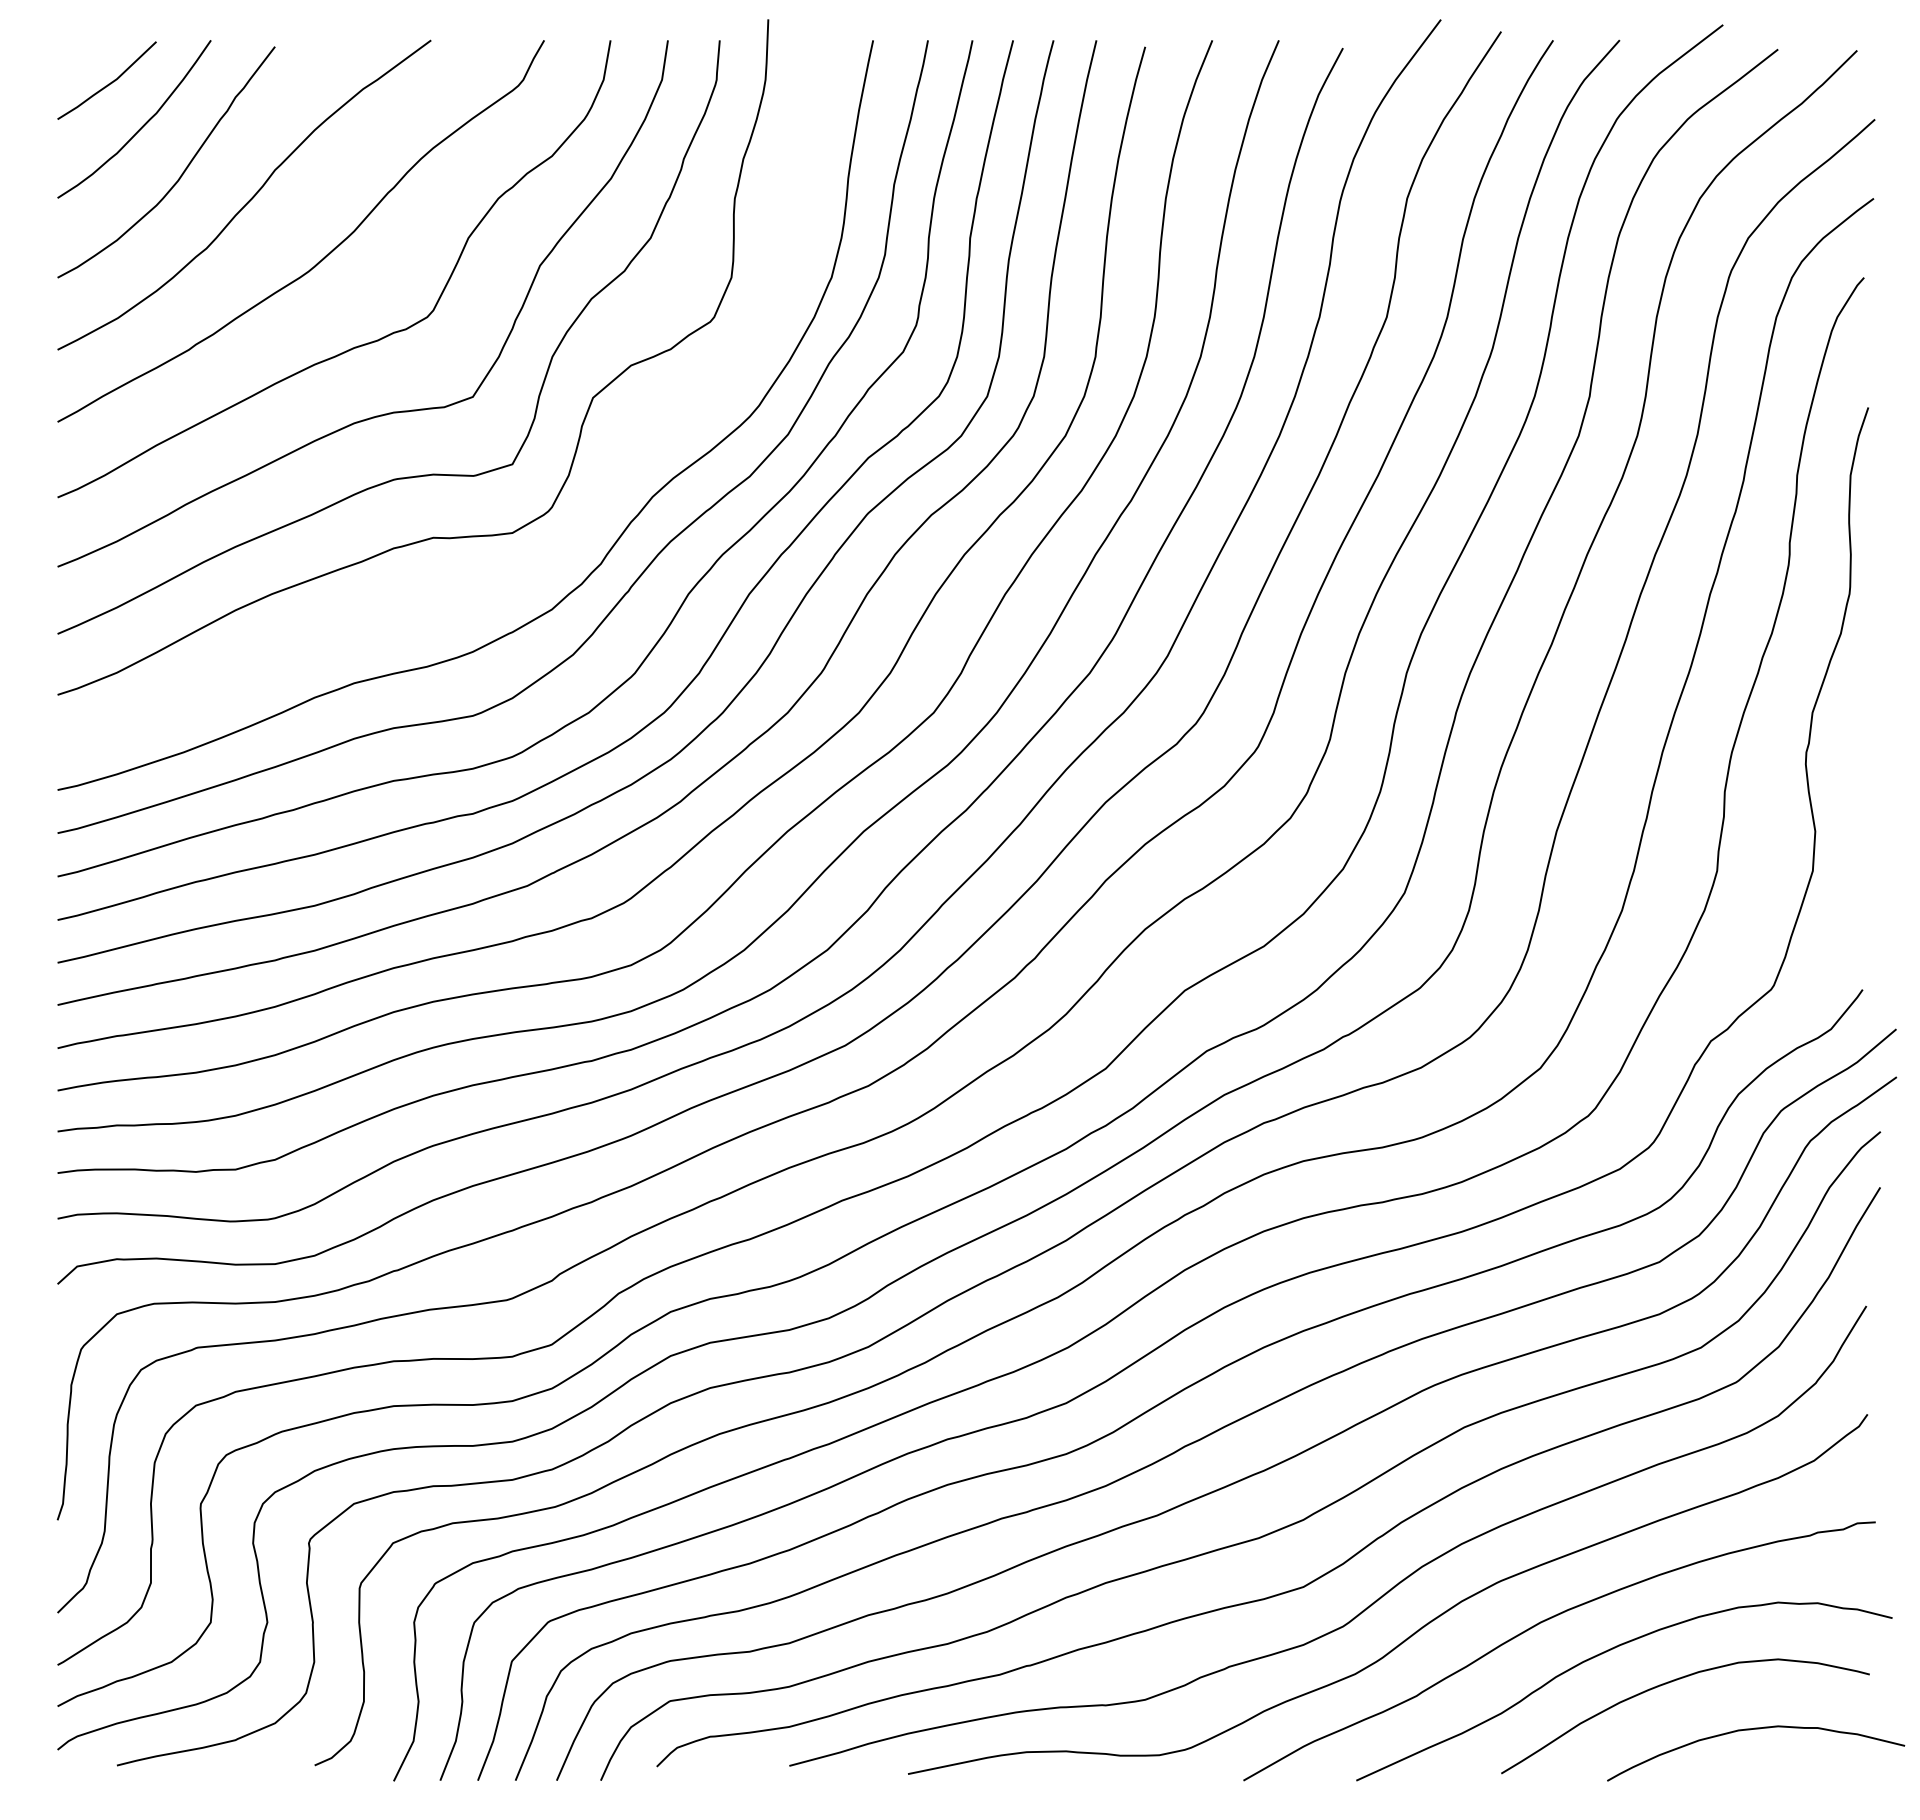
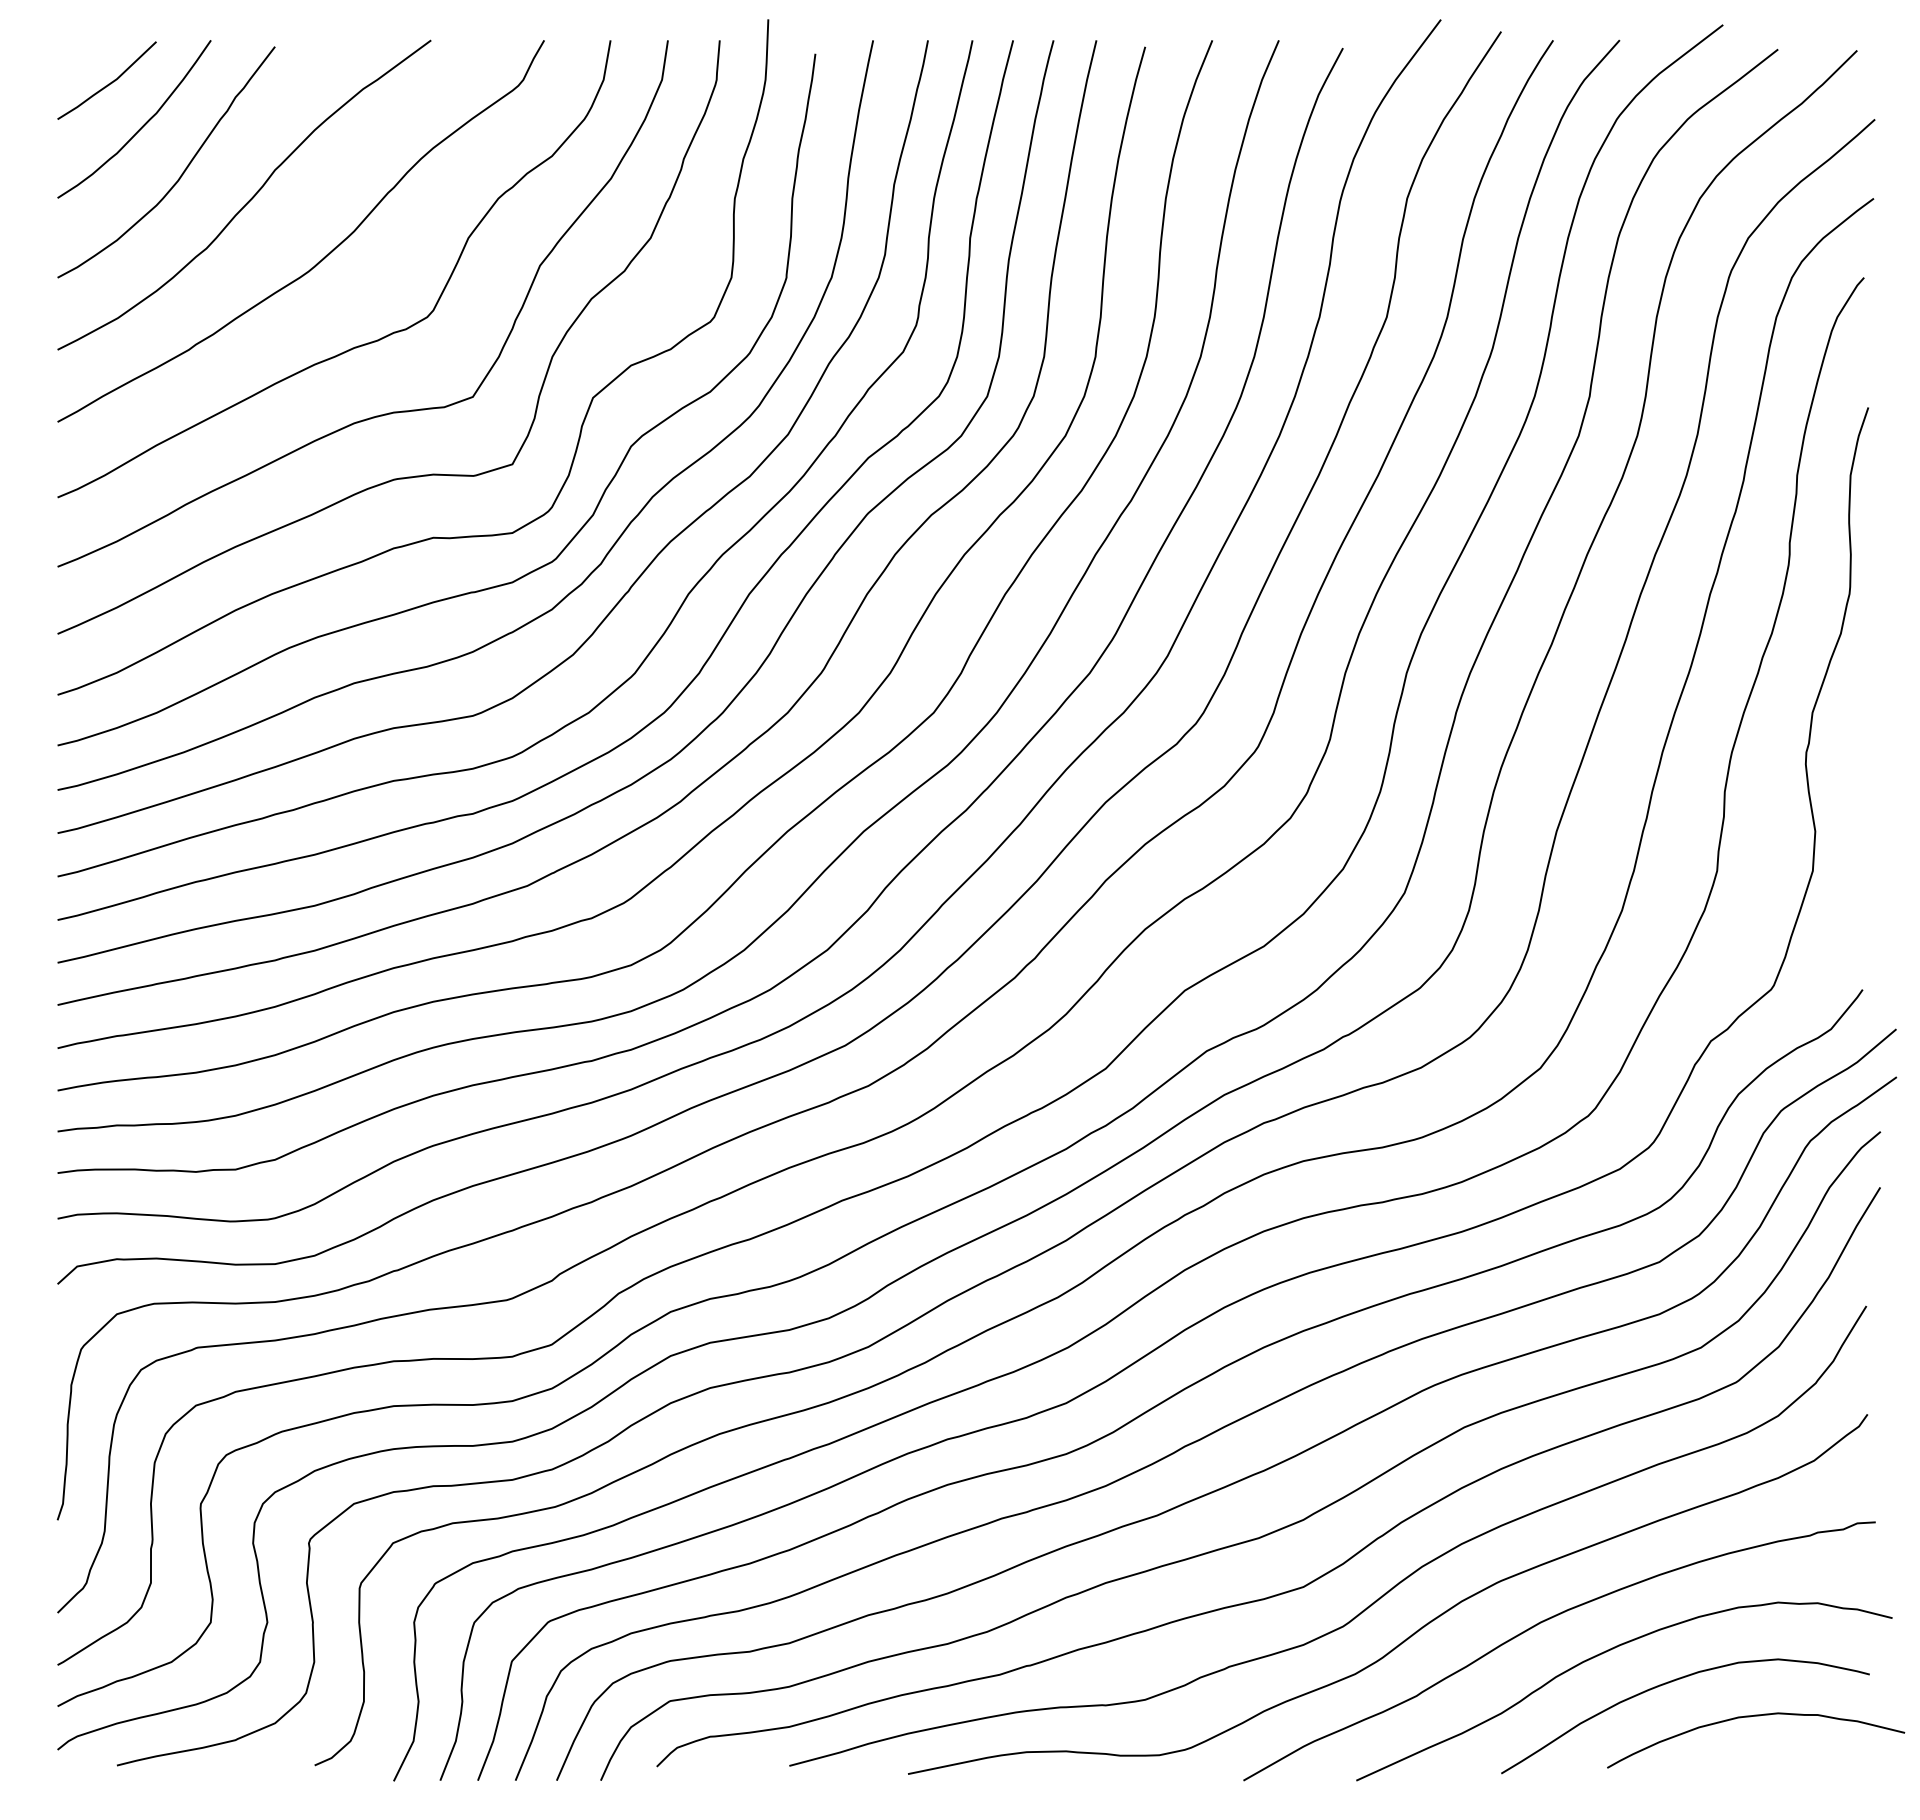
curve: none -> present (604, 489)
curve position: (1750, 1730) -> (1750, 1717) (1750, 1717)
